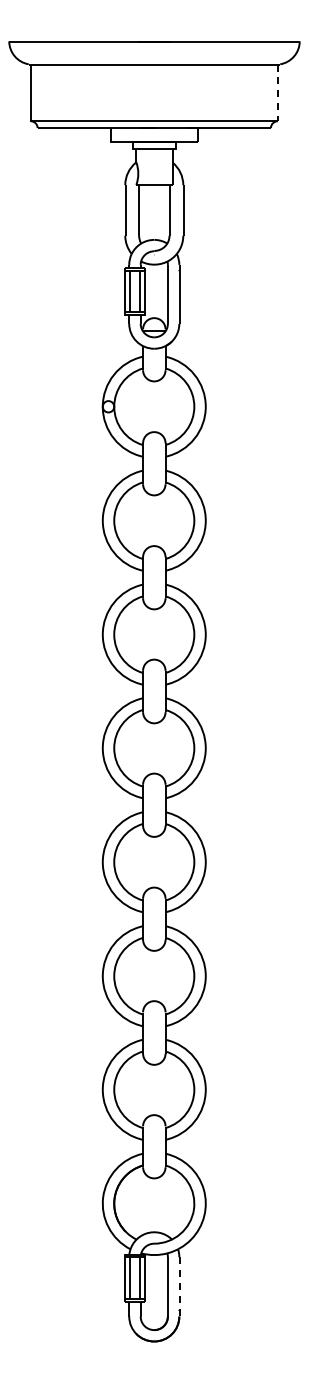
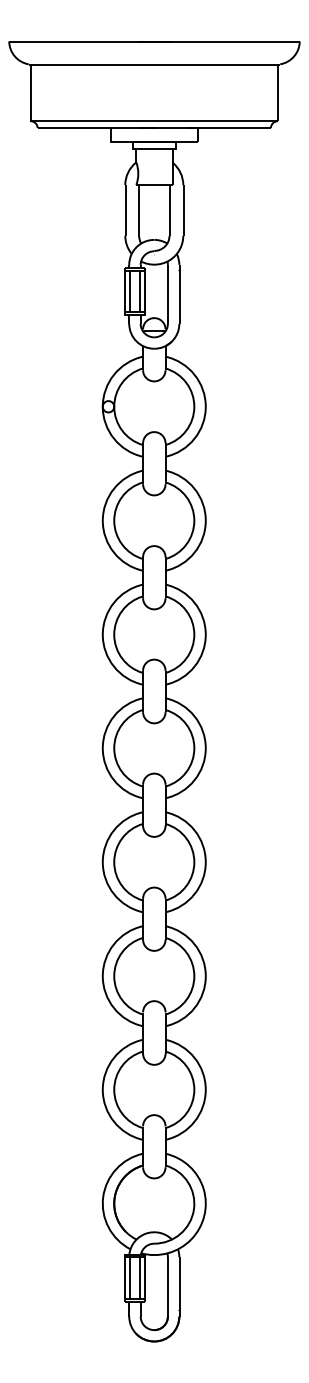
line: dashed -> solid (278, 93)
line: dashed -> solid (179, 1287)
